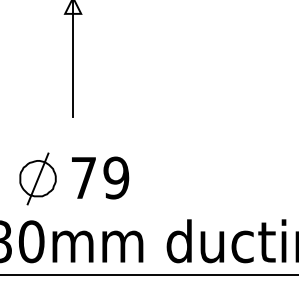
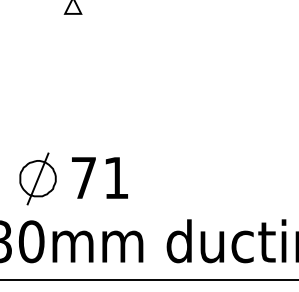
line: present -> none (73, 59)
text: 79 -> 71 (116, 177)
line position: (148, 274) -> (148, 279) (148, 279)
